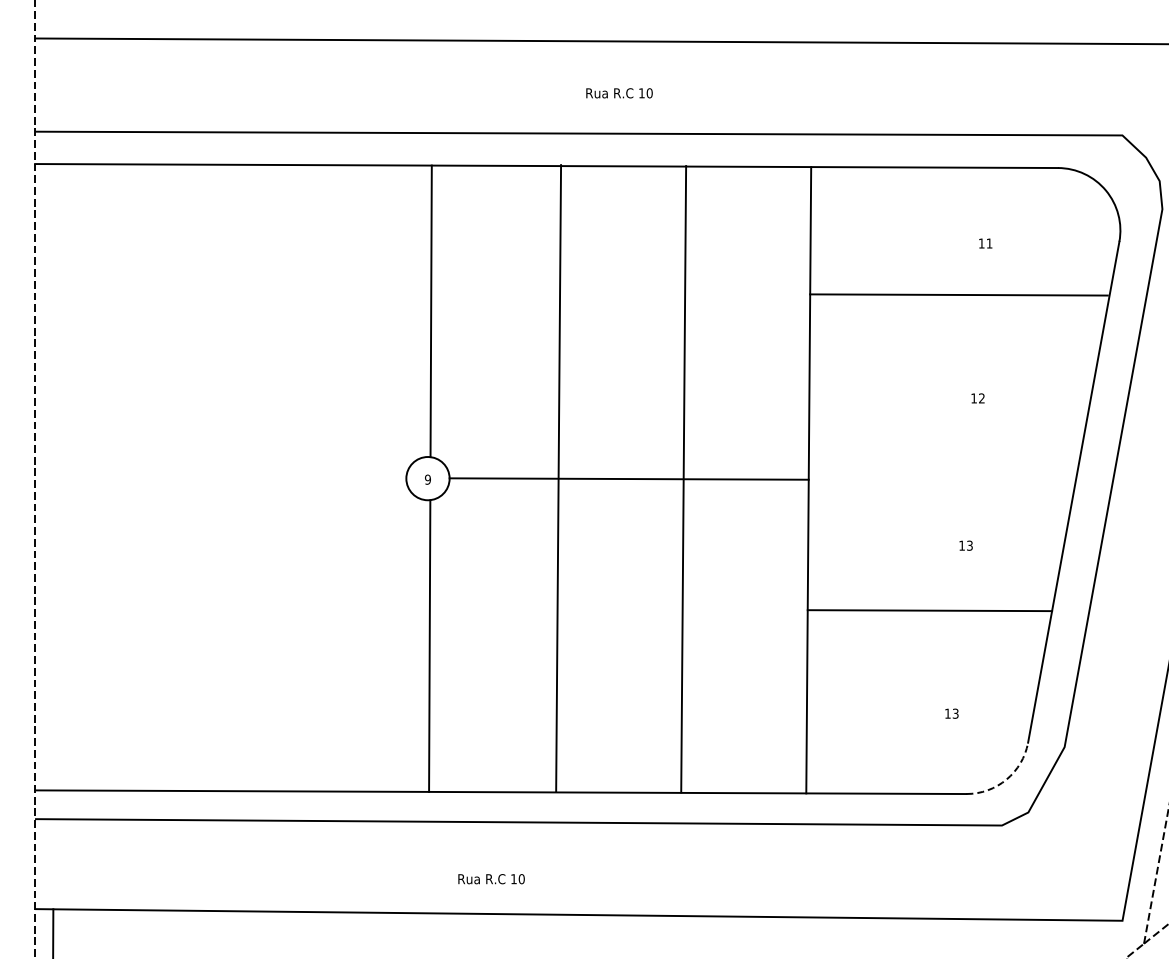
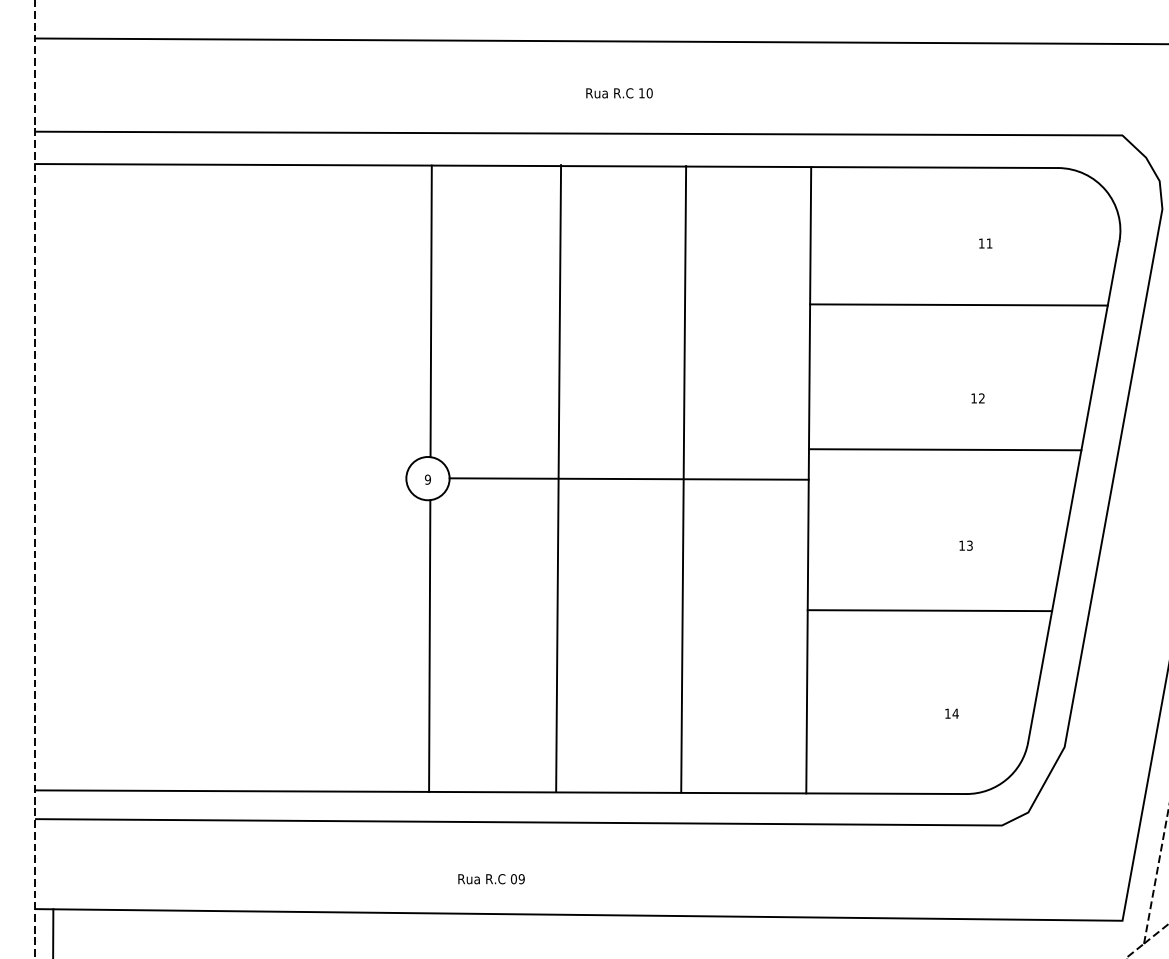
line position: (958, 294) -> (958, 304) (958, 304)
line: none -> present (945, 449)
text: 13 -> 14 (955, 713)
arc: dashed -> solid (1006, 779)
text: 10 -> 09 (517, 879)
